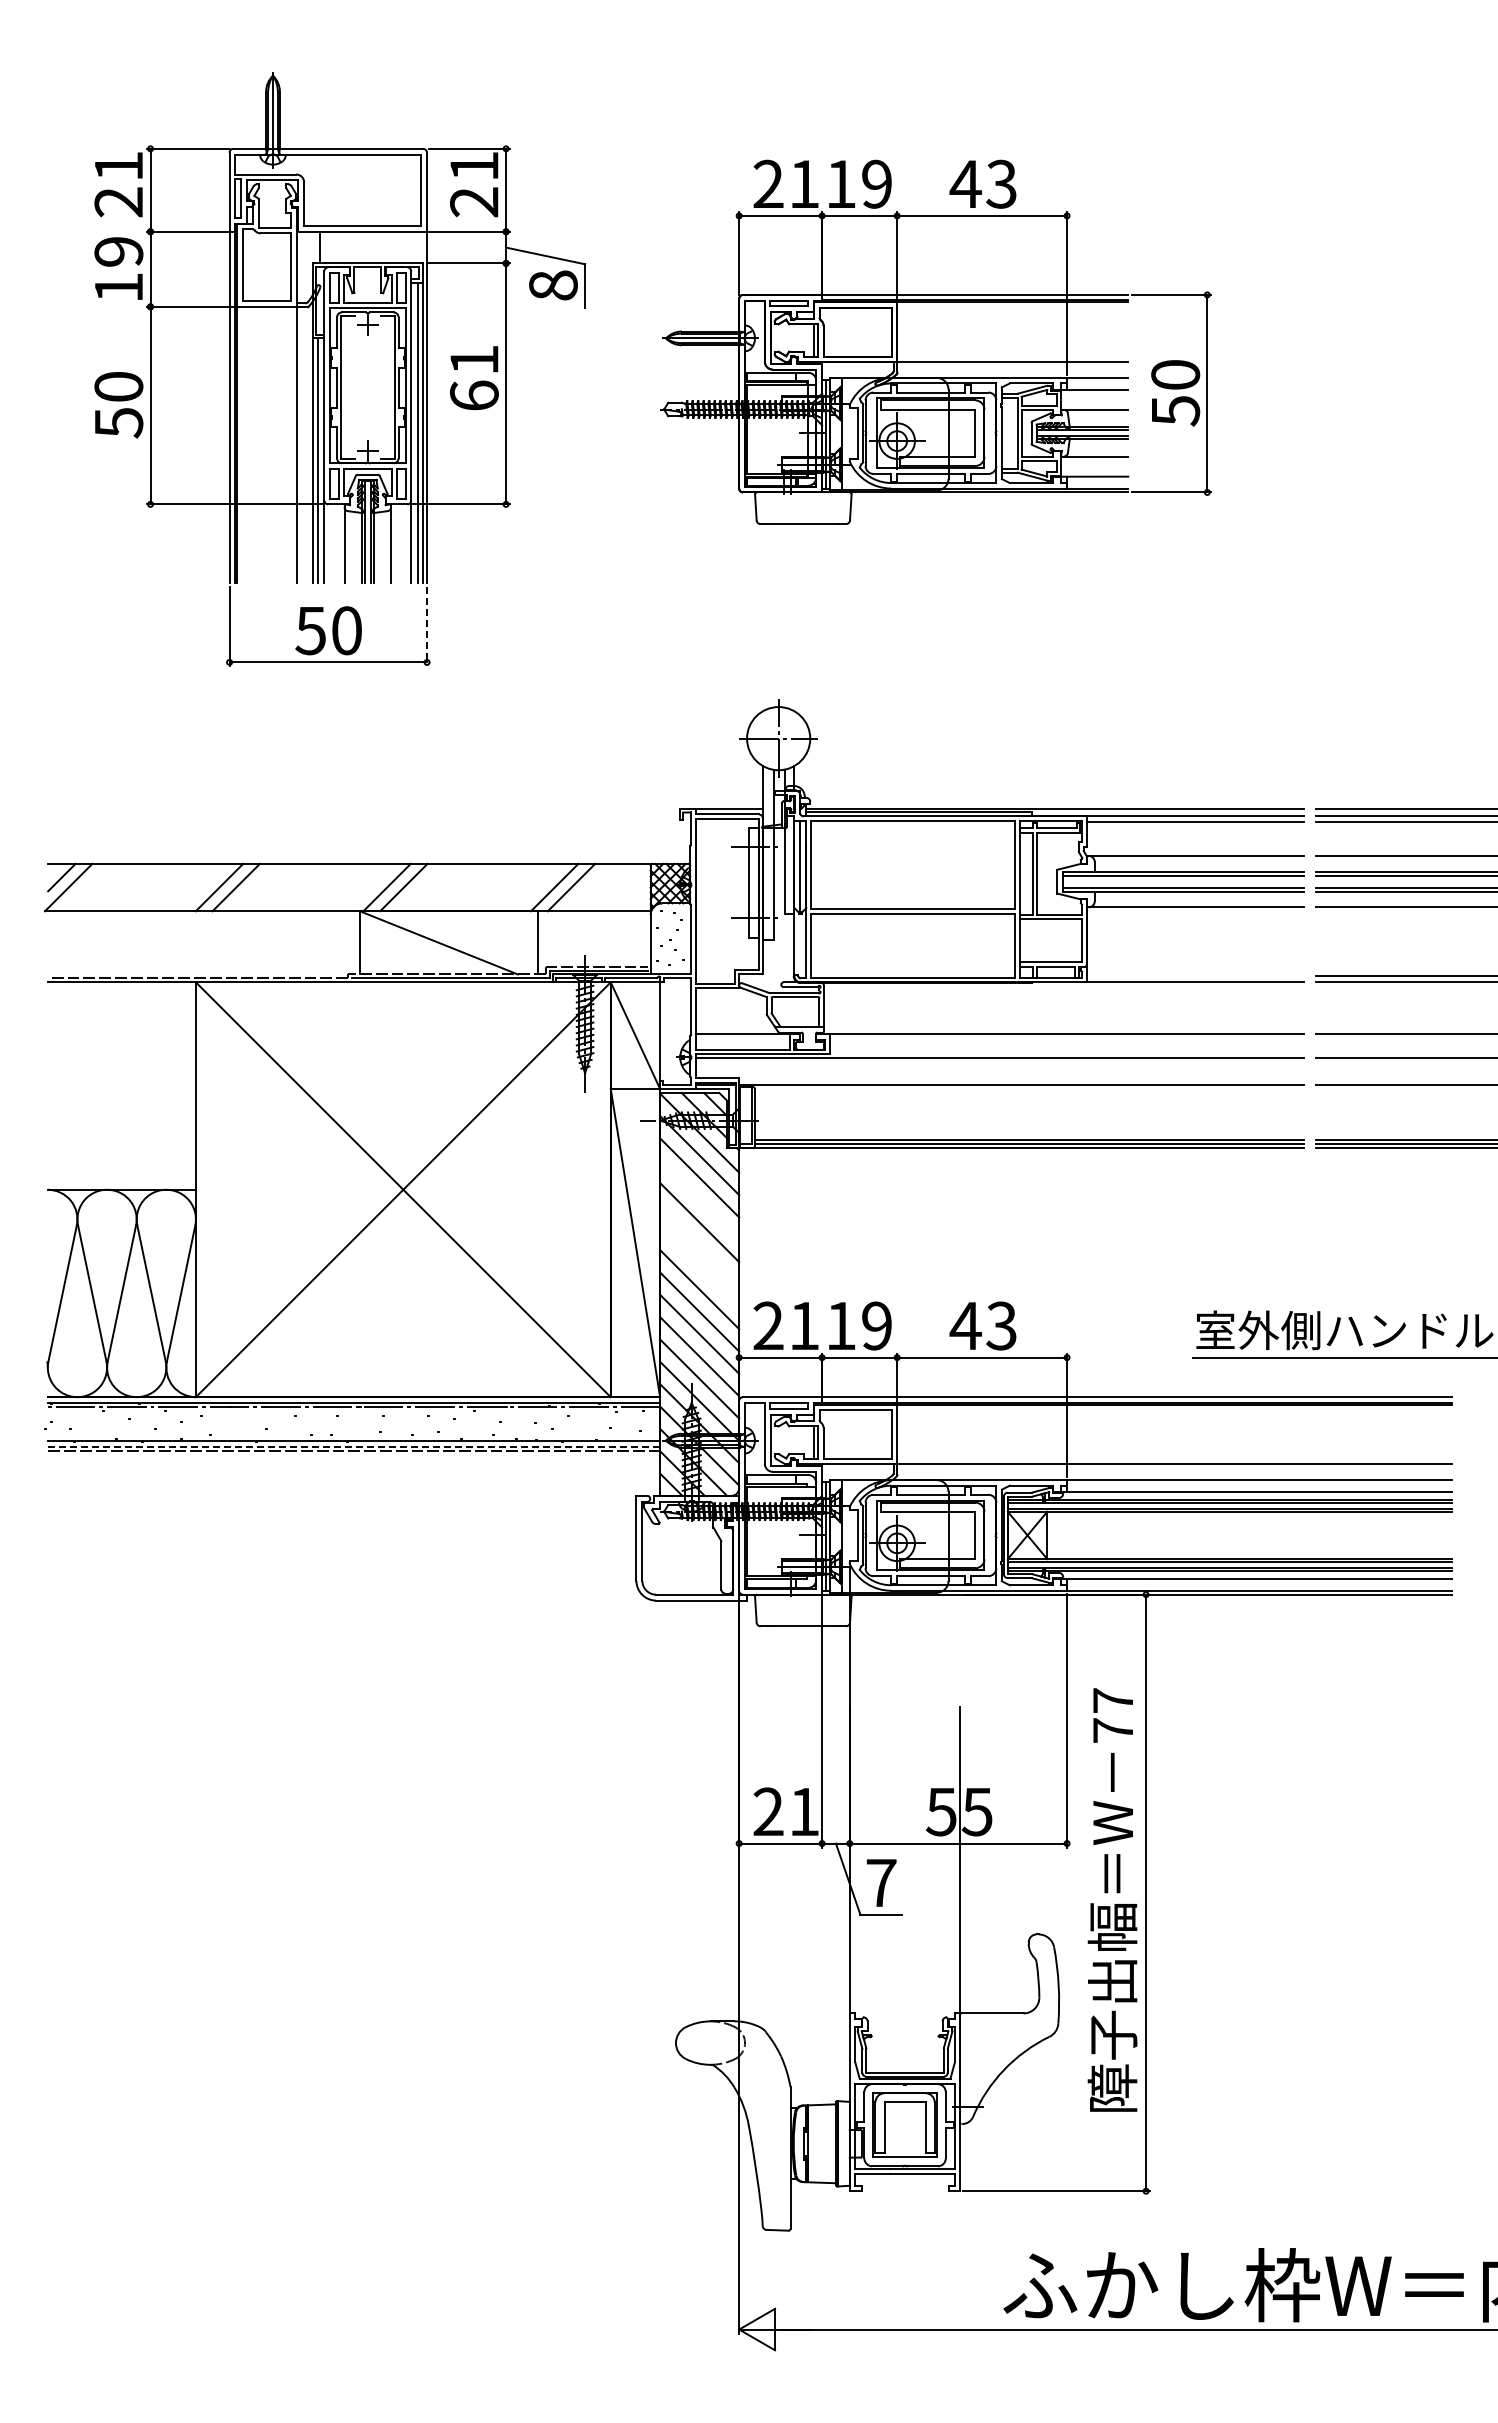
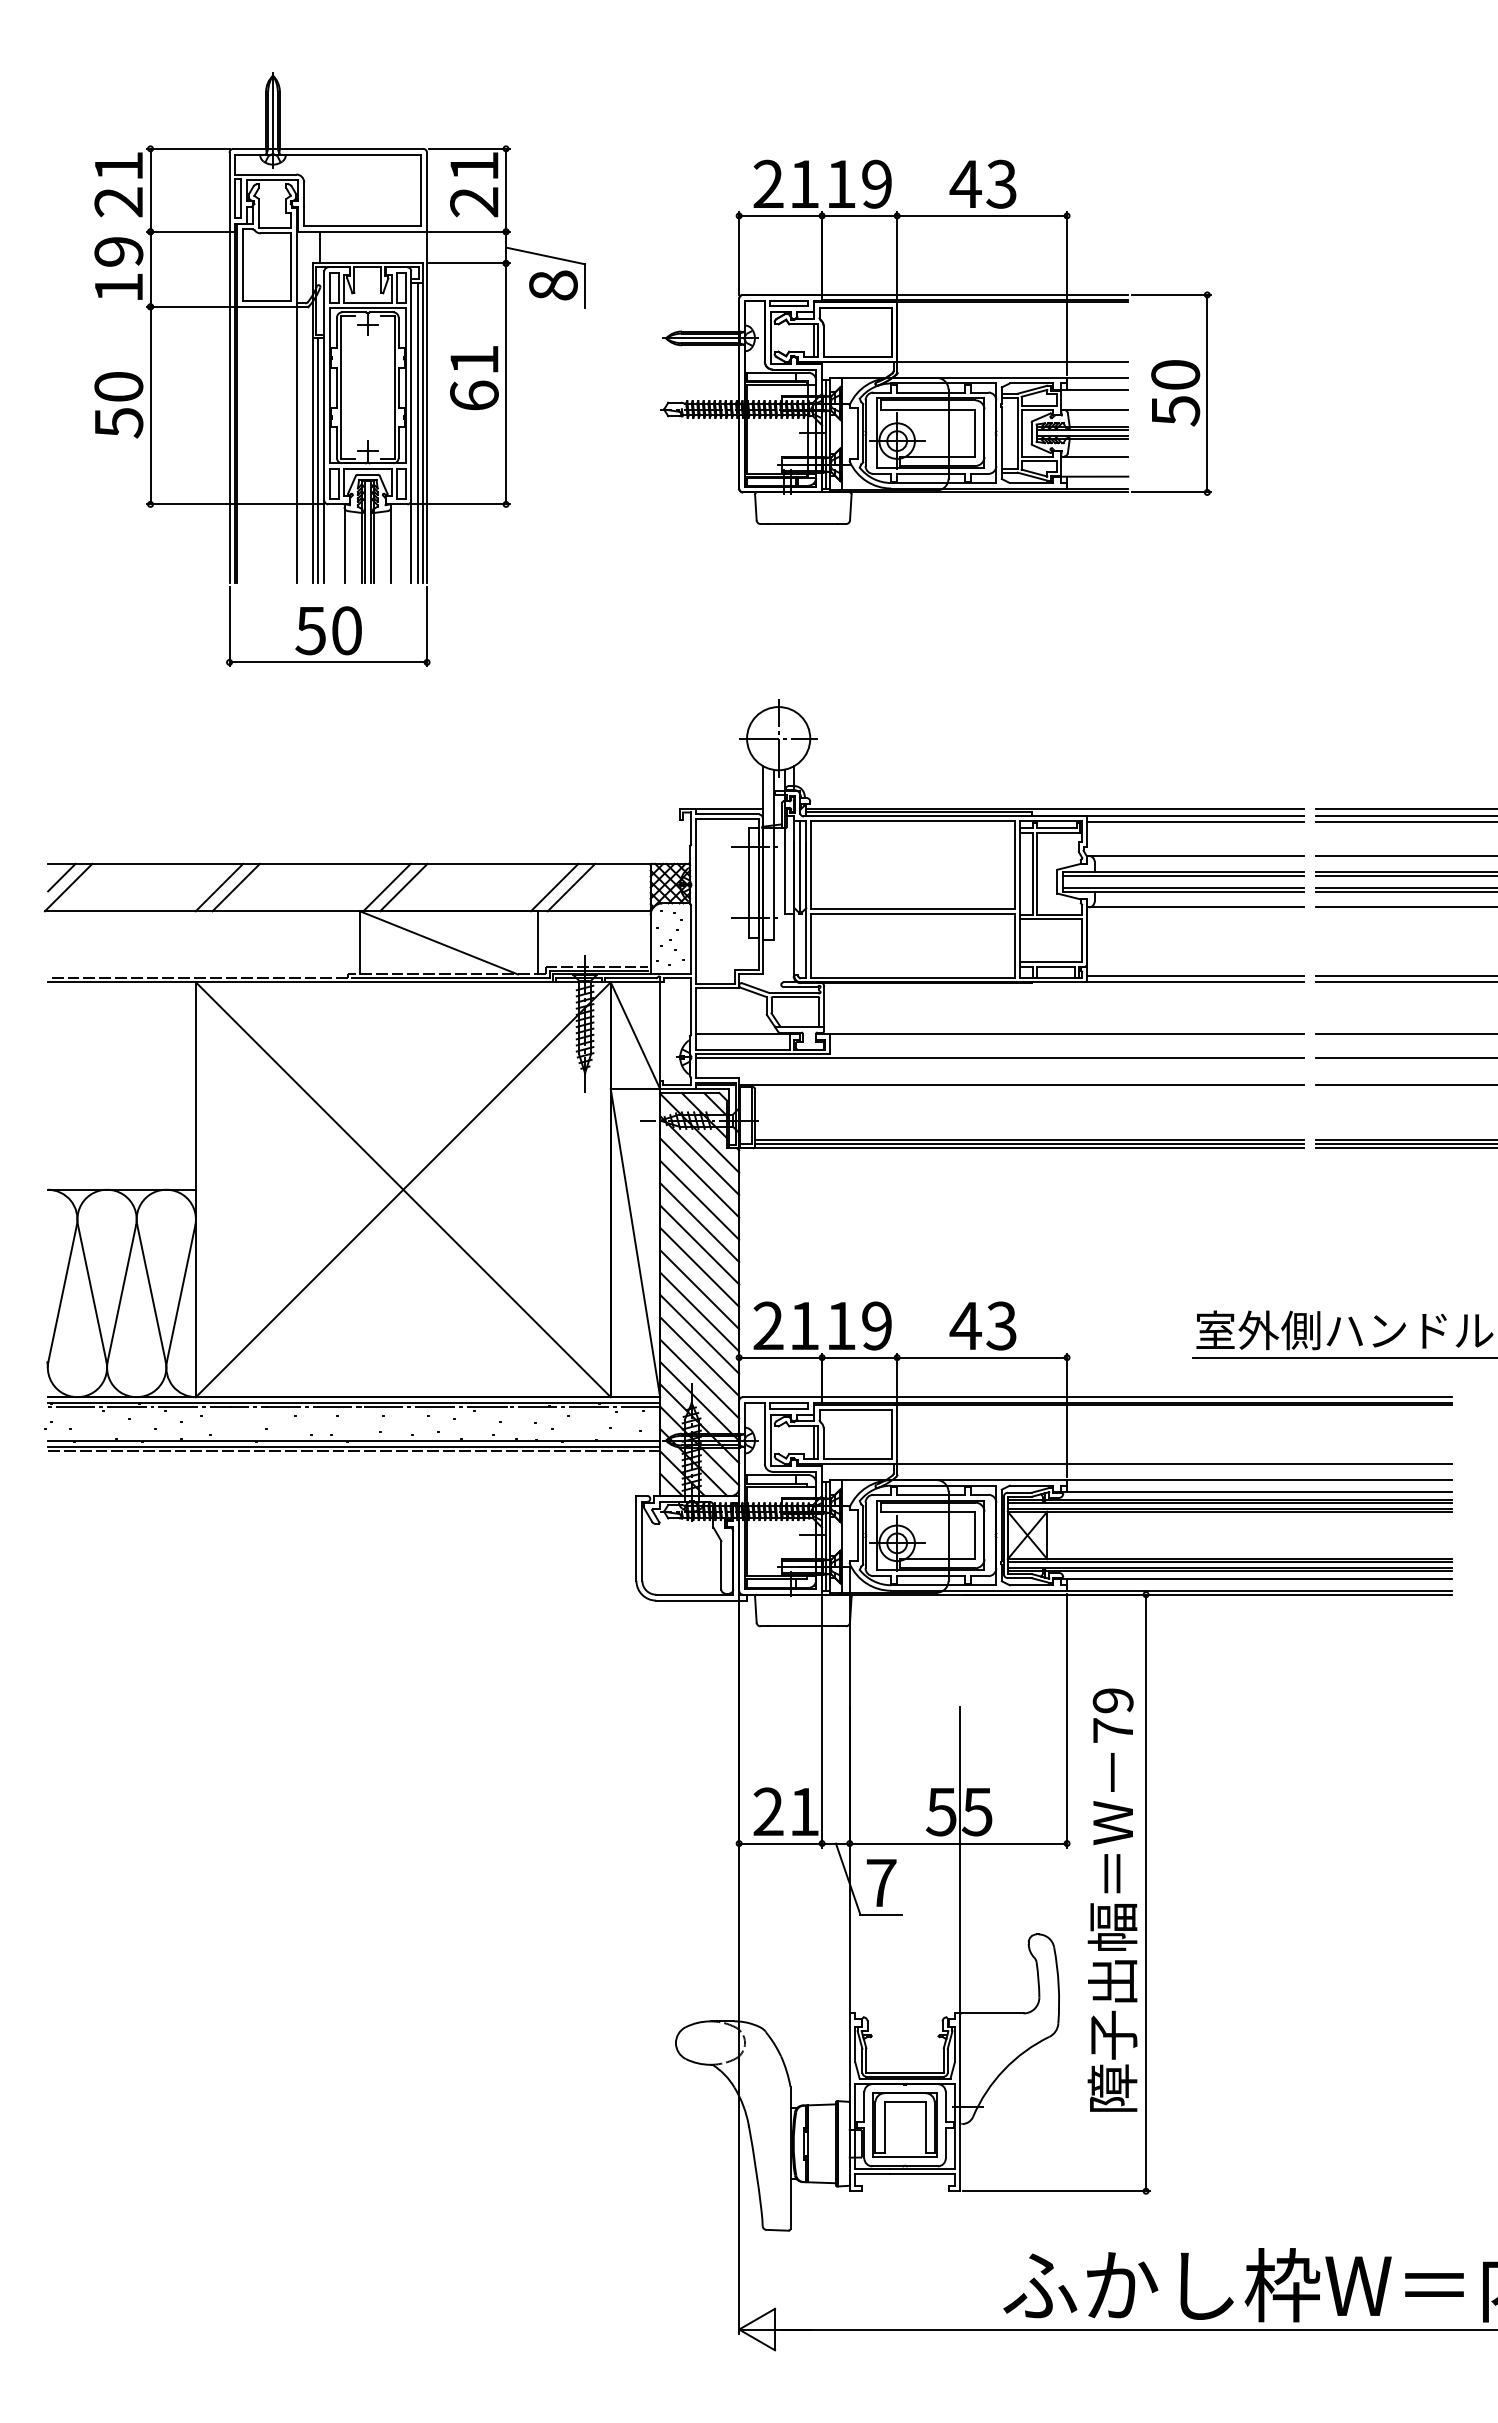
line: dashed -> solid (427, 626)
line: none -> present (1195, 976)
line: none -> present (699, 1199)
line: none -> present (699, 1244)
line: none -> present (699, 1266)
line: dashed -> solid (354, 1446)
text: 77 -> 79 (1112, 1700)
